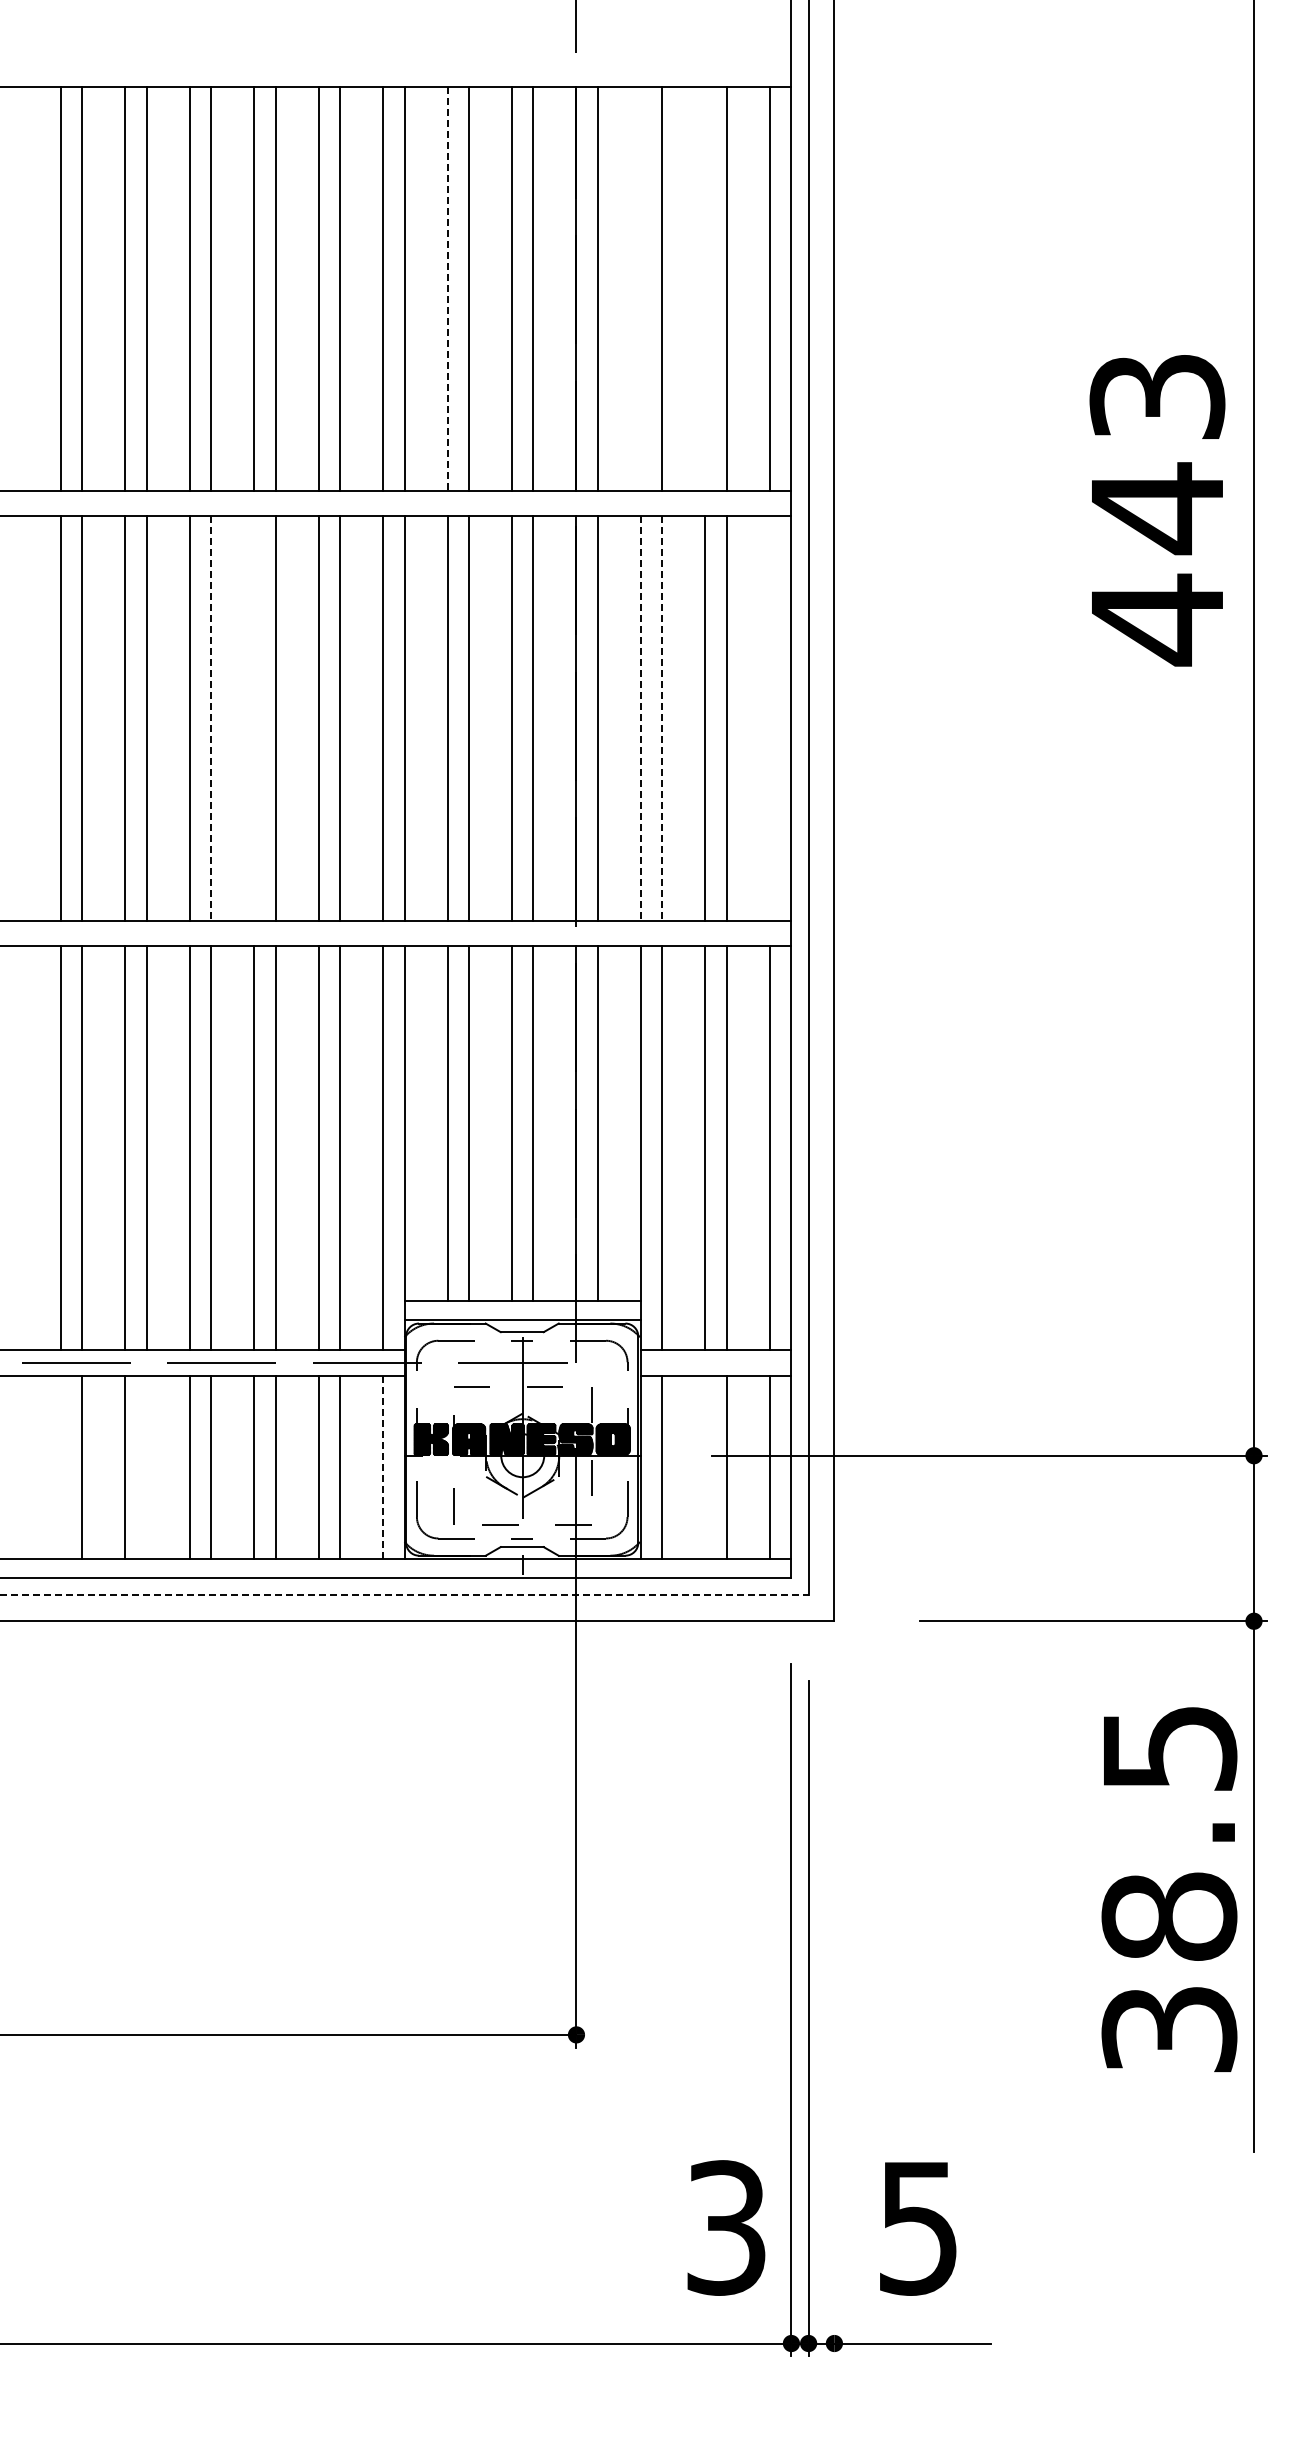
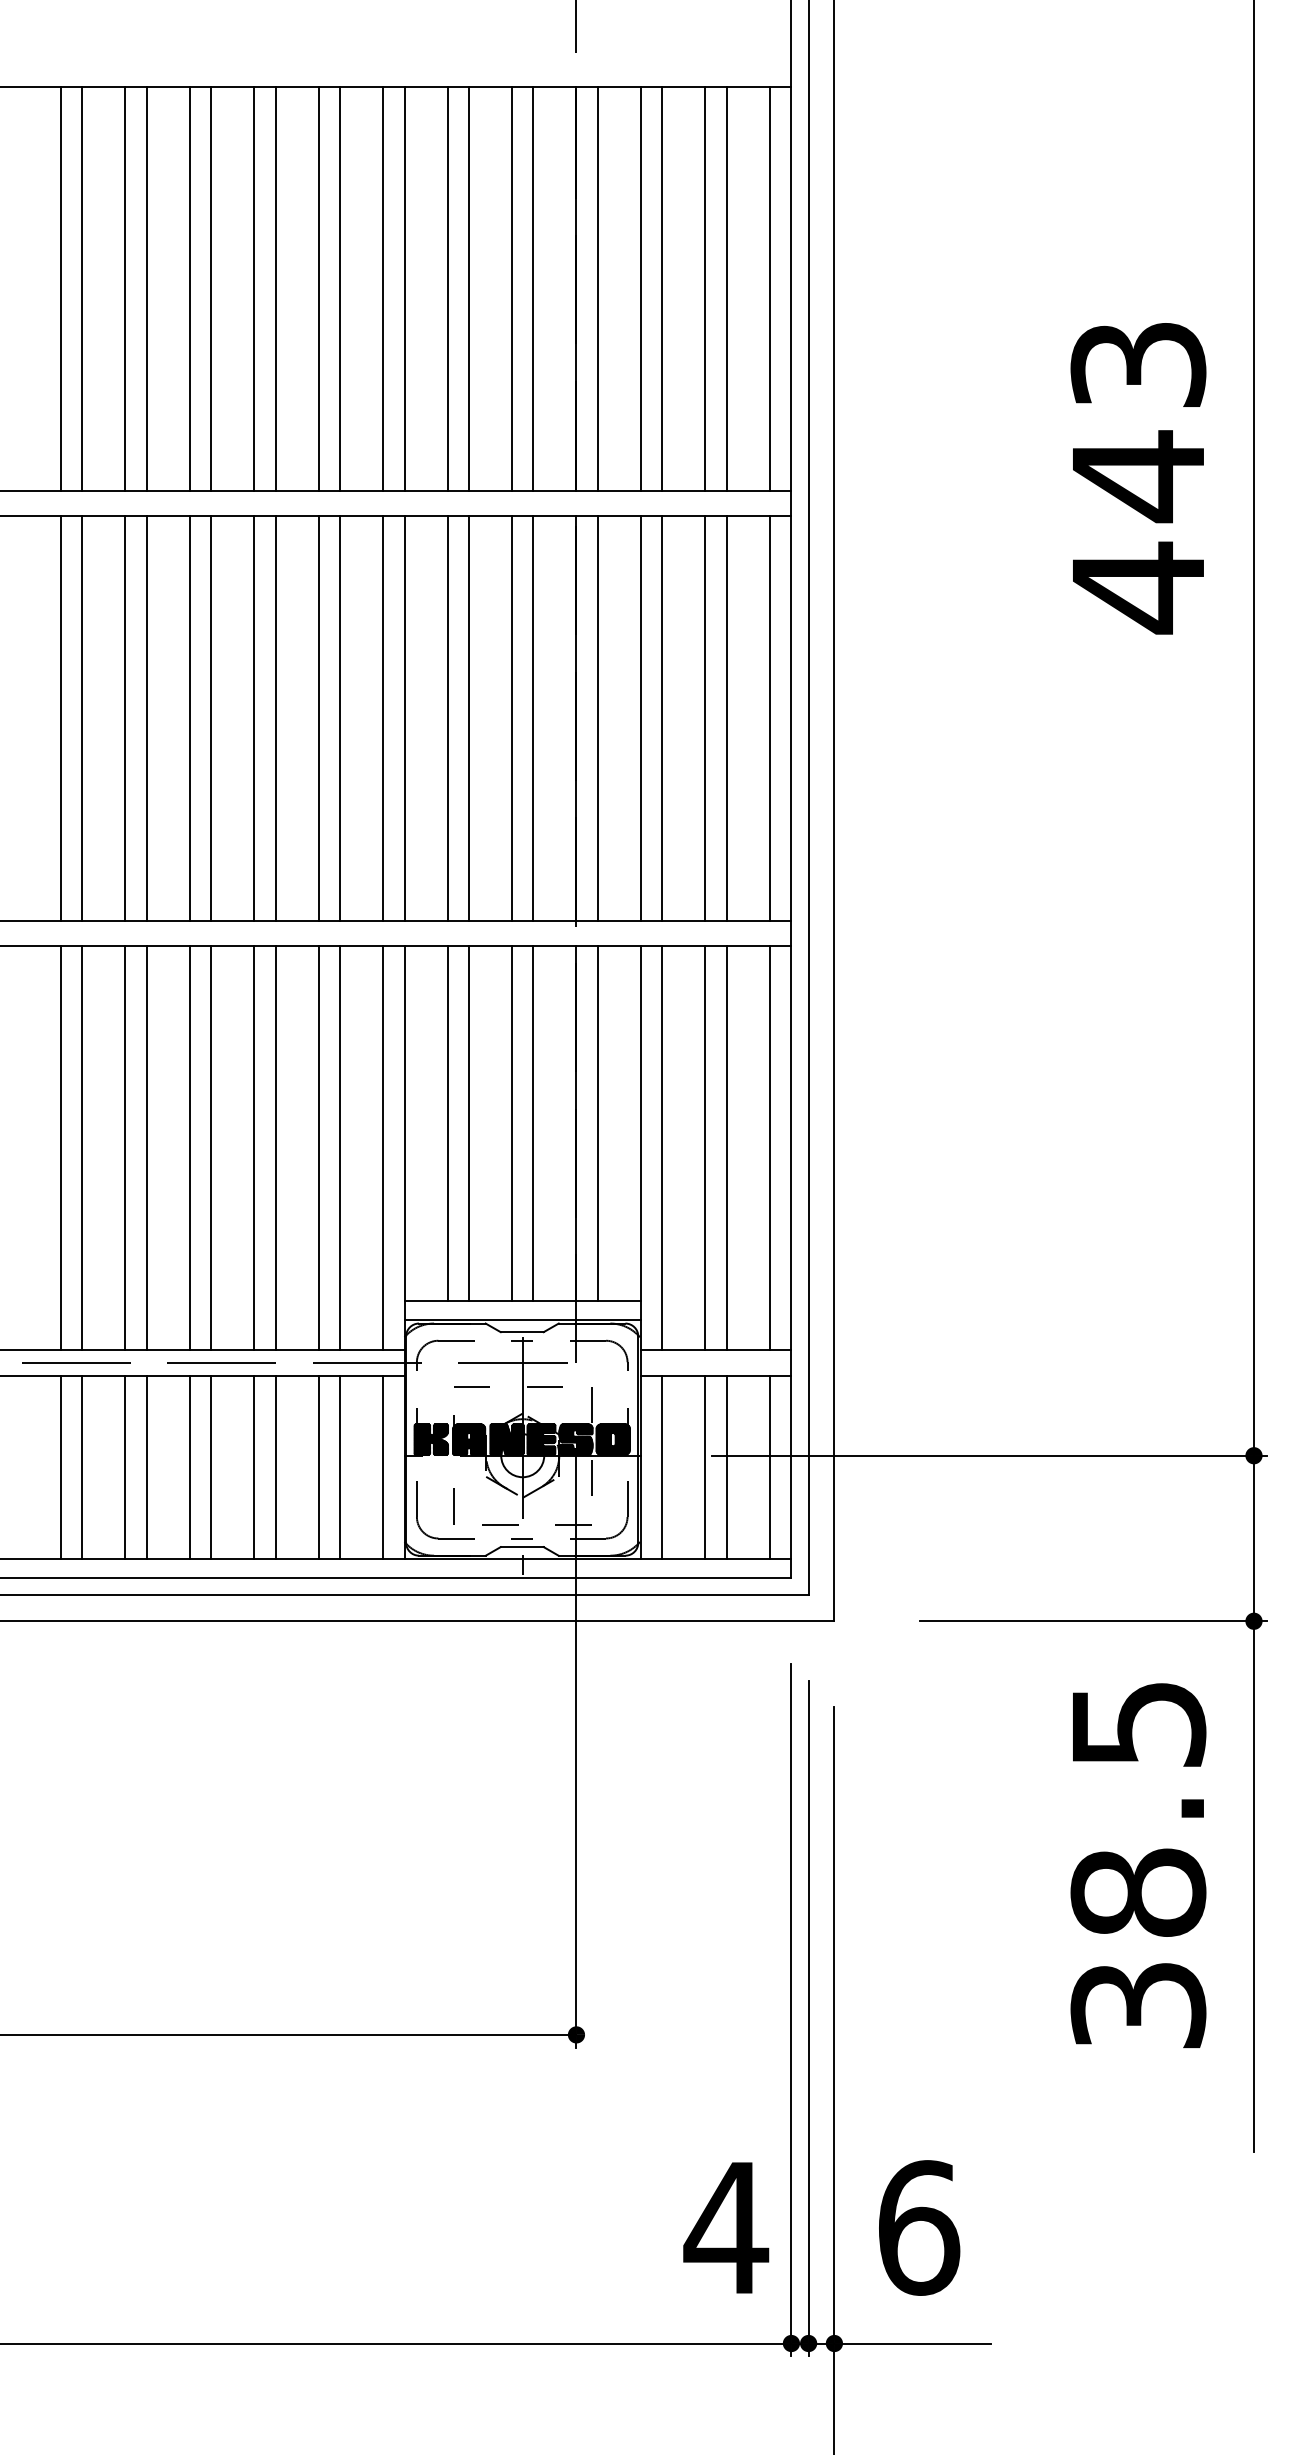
line: none -> present (640, 288)
line: none -> present (705, 288)
line: dashed -> solid (447, 289)
text position: (1157, 510) -> (1138, 478) (1138, 478)
line: dashed -> solid (211, 718)
line: none -> present (254, 718)
line: dashed -> solid (640, 718)
line: dashed -> solid (662, 718)
line: none -> present (769, 718)
line: none -> present (60, 1467)
line: none -> present (146, 1467)
line: none -> present (705, 1467)
line: dashed -> solid (383, 1468)
line: dashed -> solid (404, 1595)
text position: (1169, 1889) -> (1138, 1865) (1138, 1865)
line: none -> present (834, 2079)
text: 3 -> 4 (726, 2227)
text: 5 -> 6 (919, 2227)
